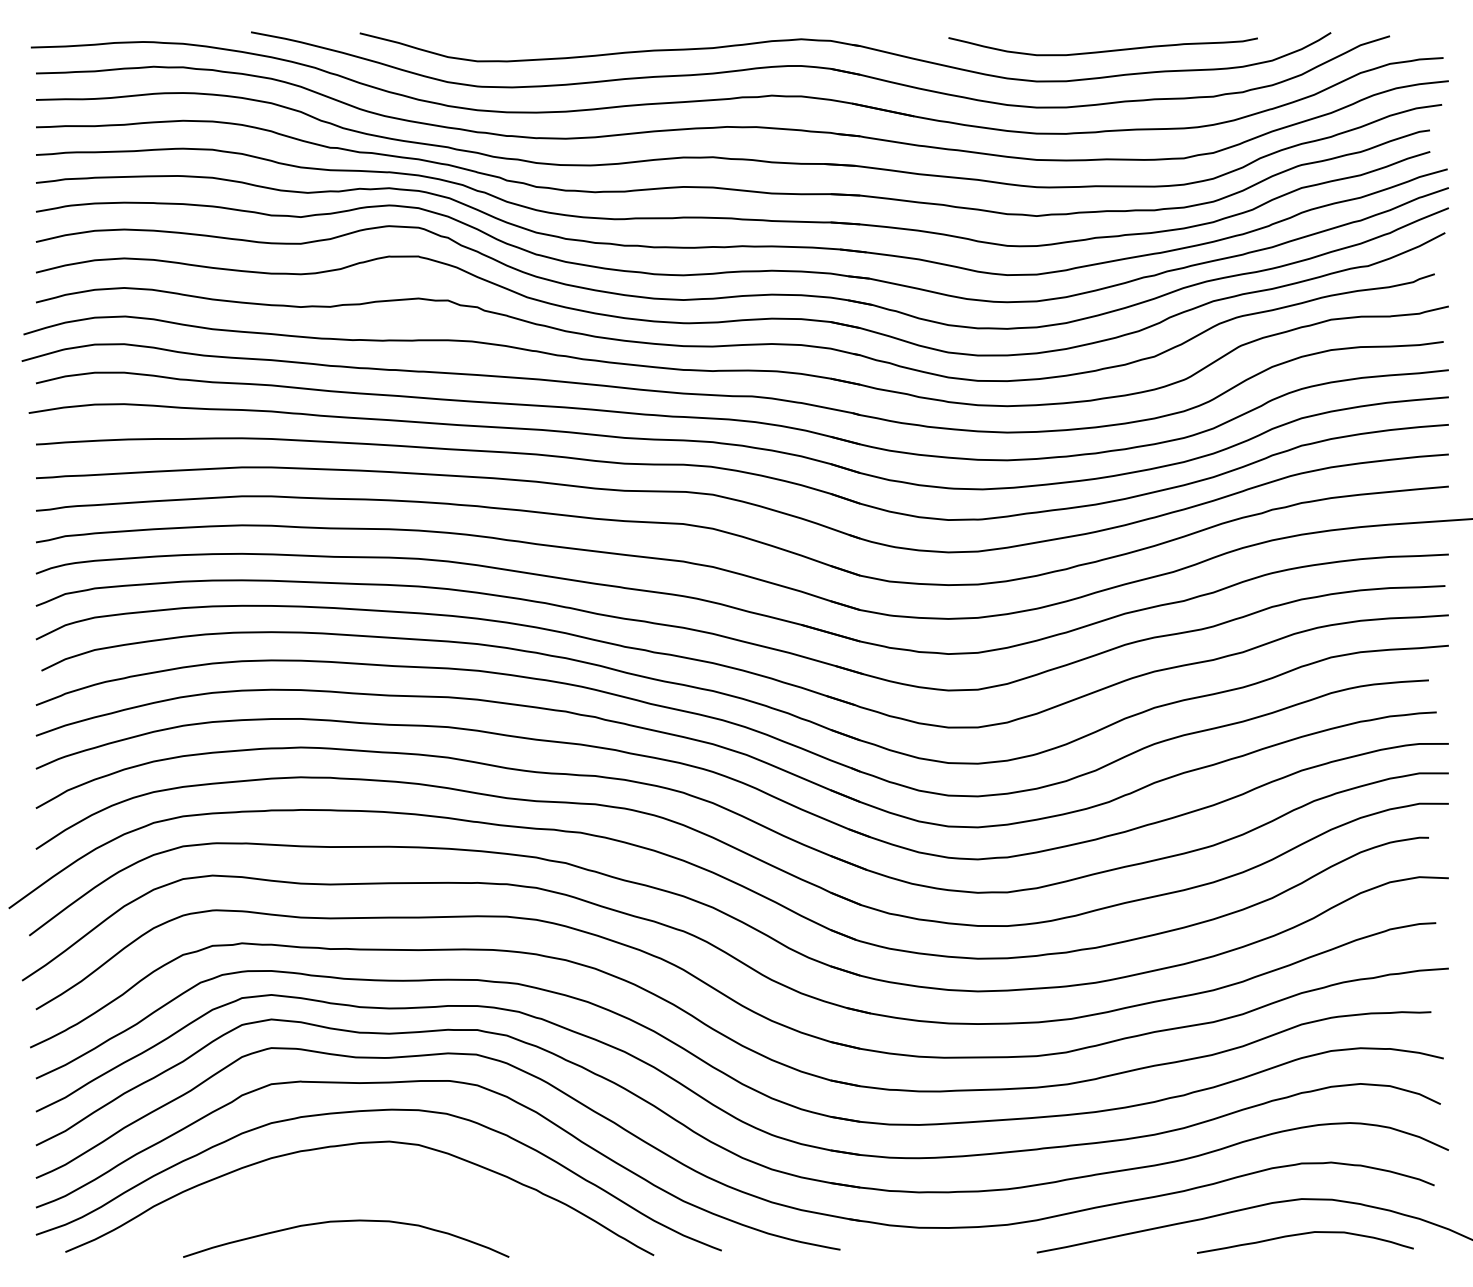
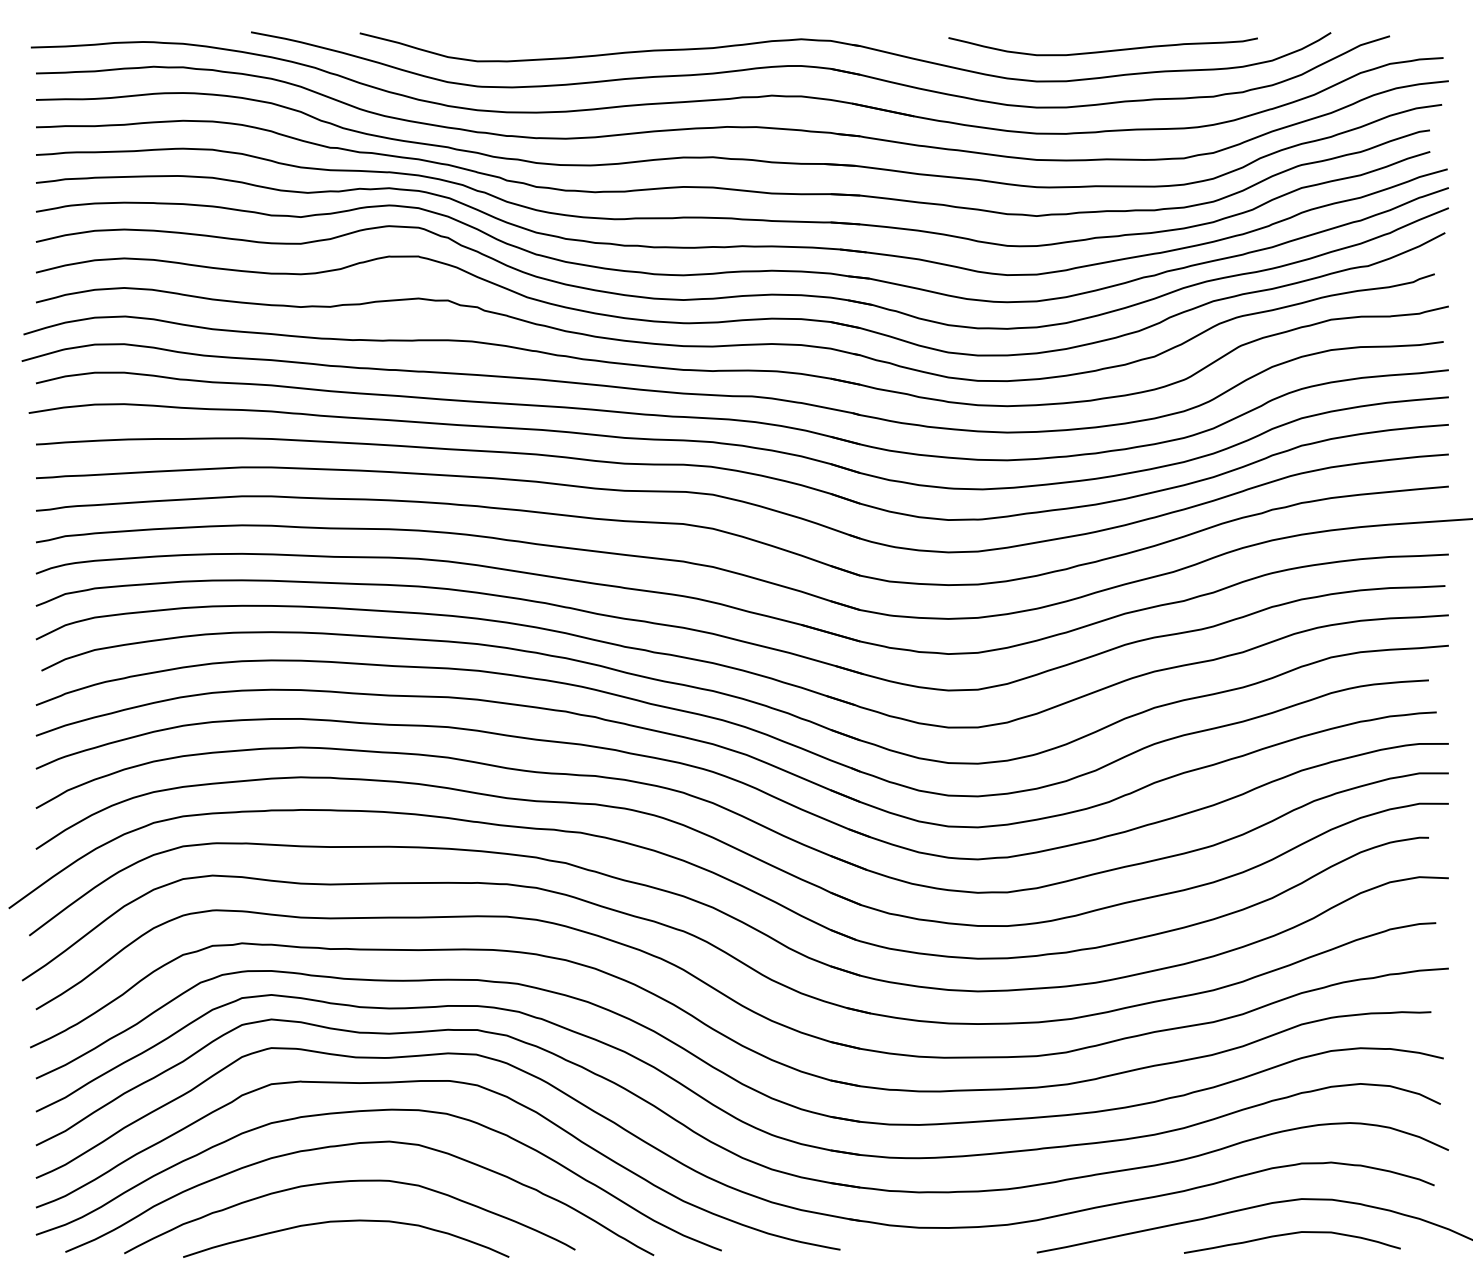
curve: none -> present (348, 1182)
curve position: (1305, 1234) -> (1292, 1234) (1292, 1234)
